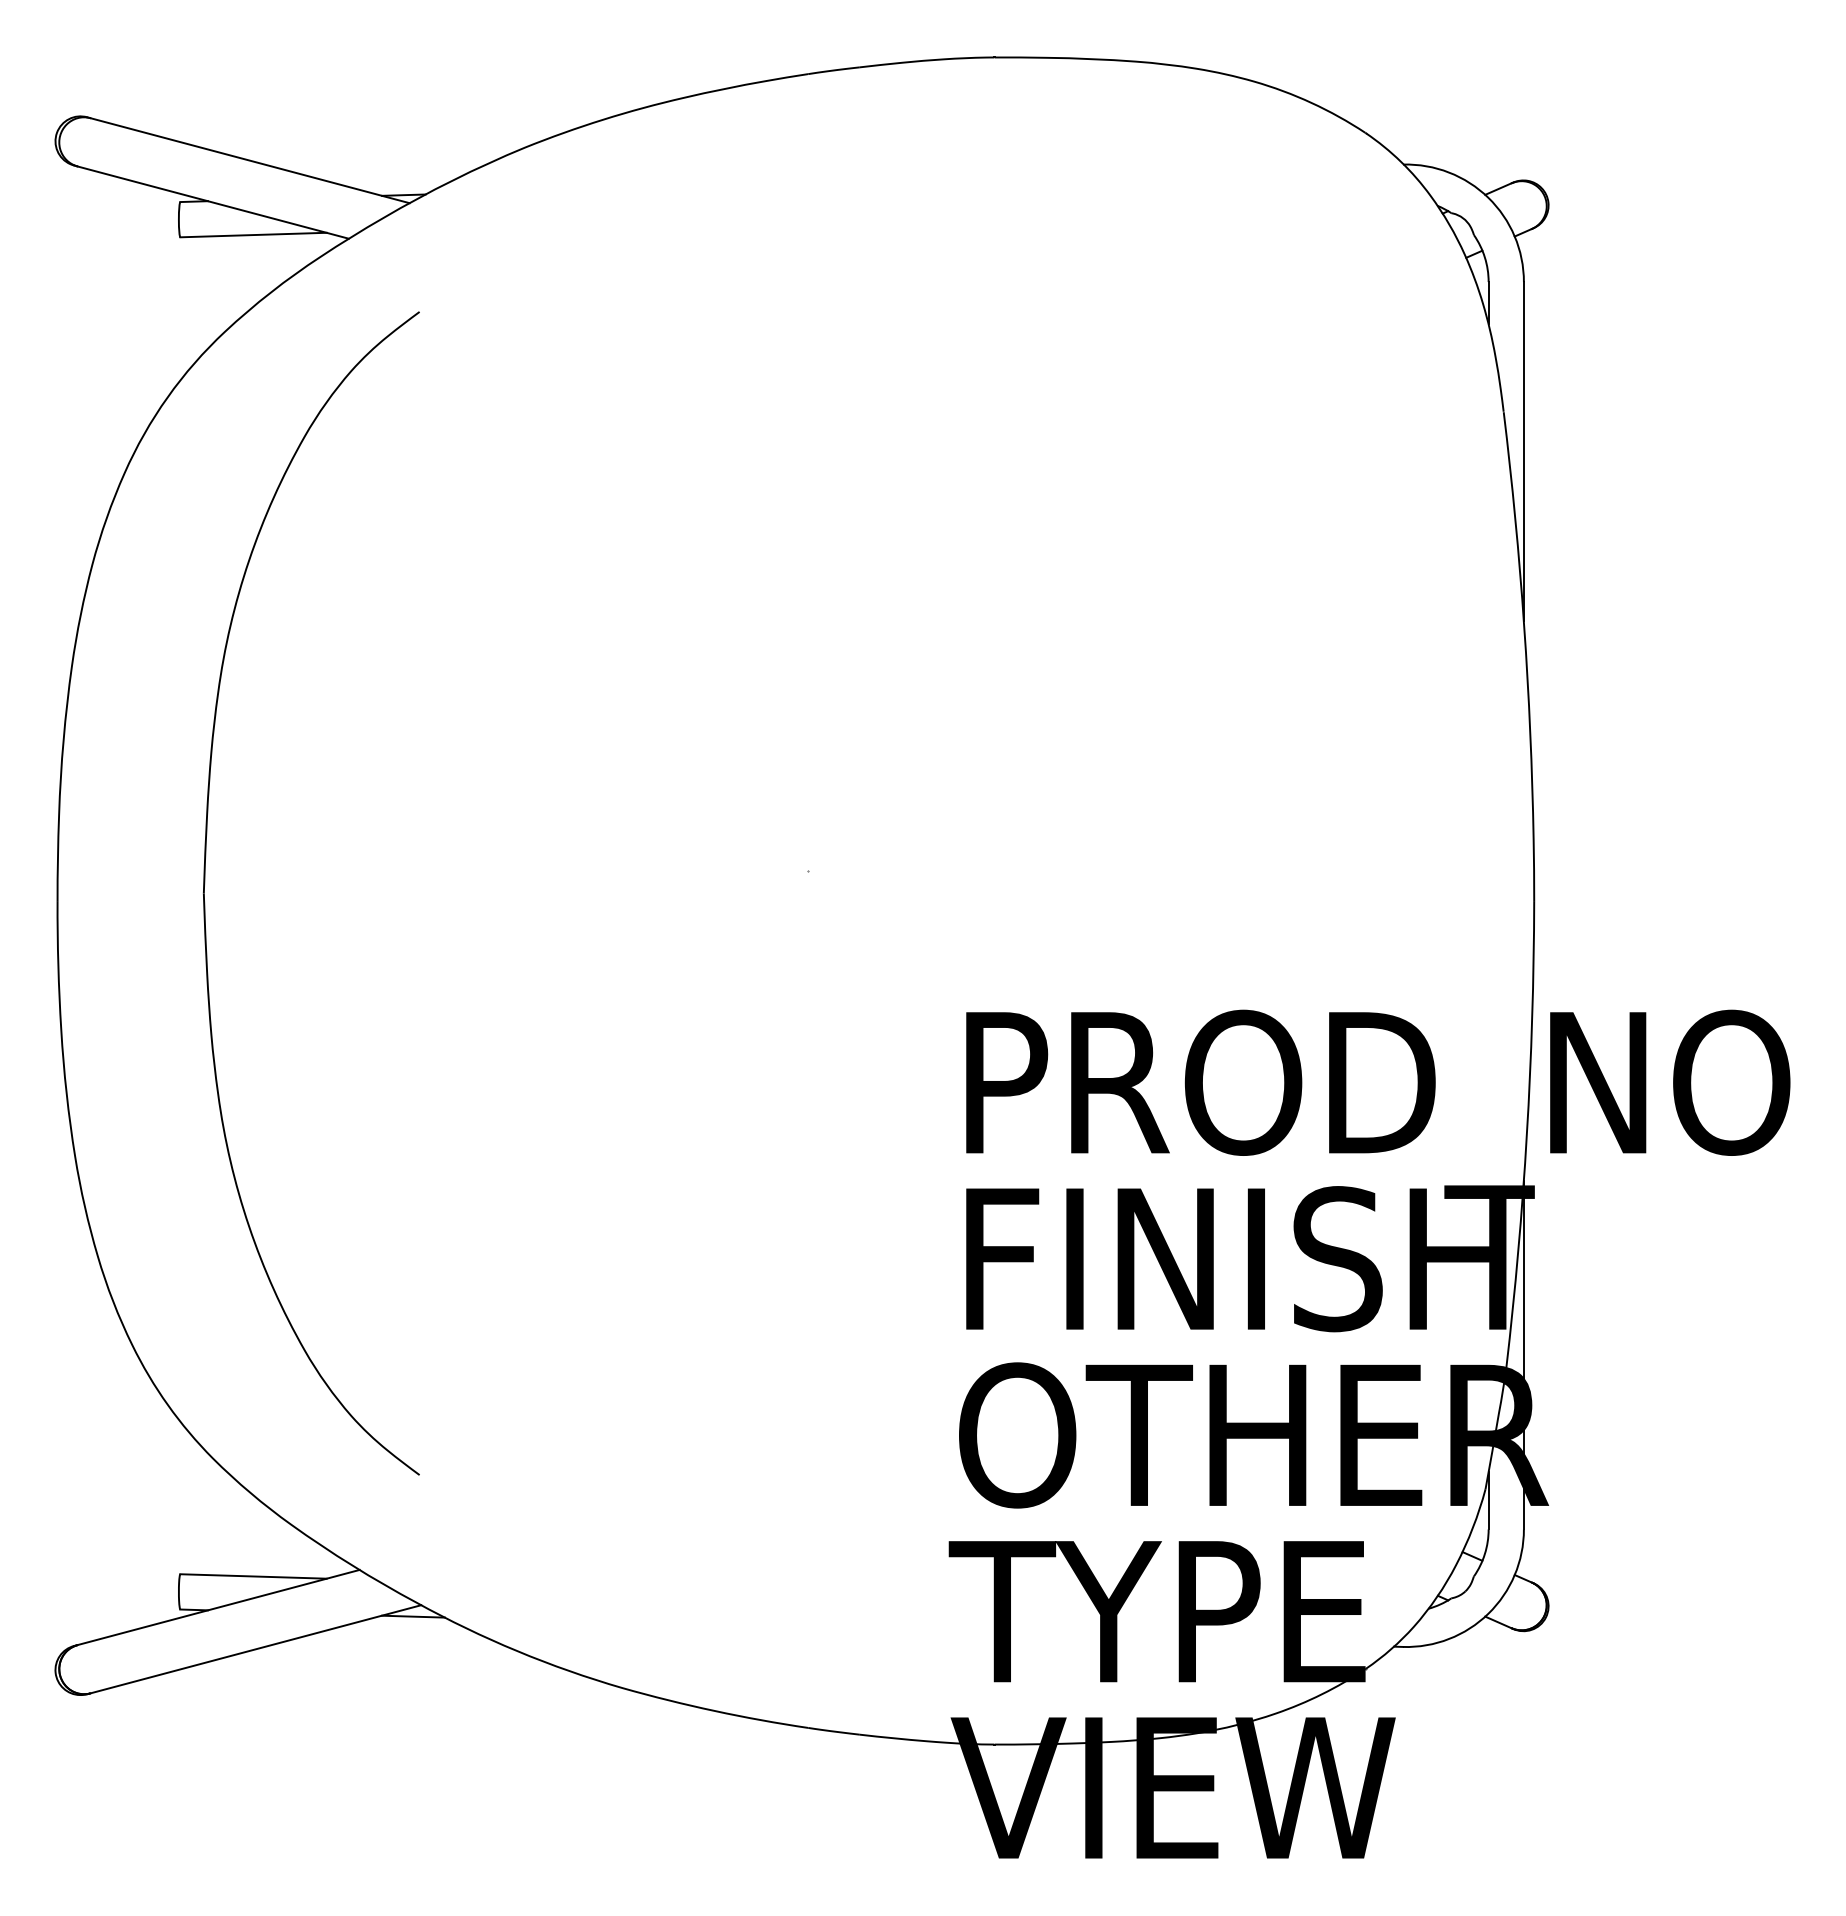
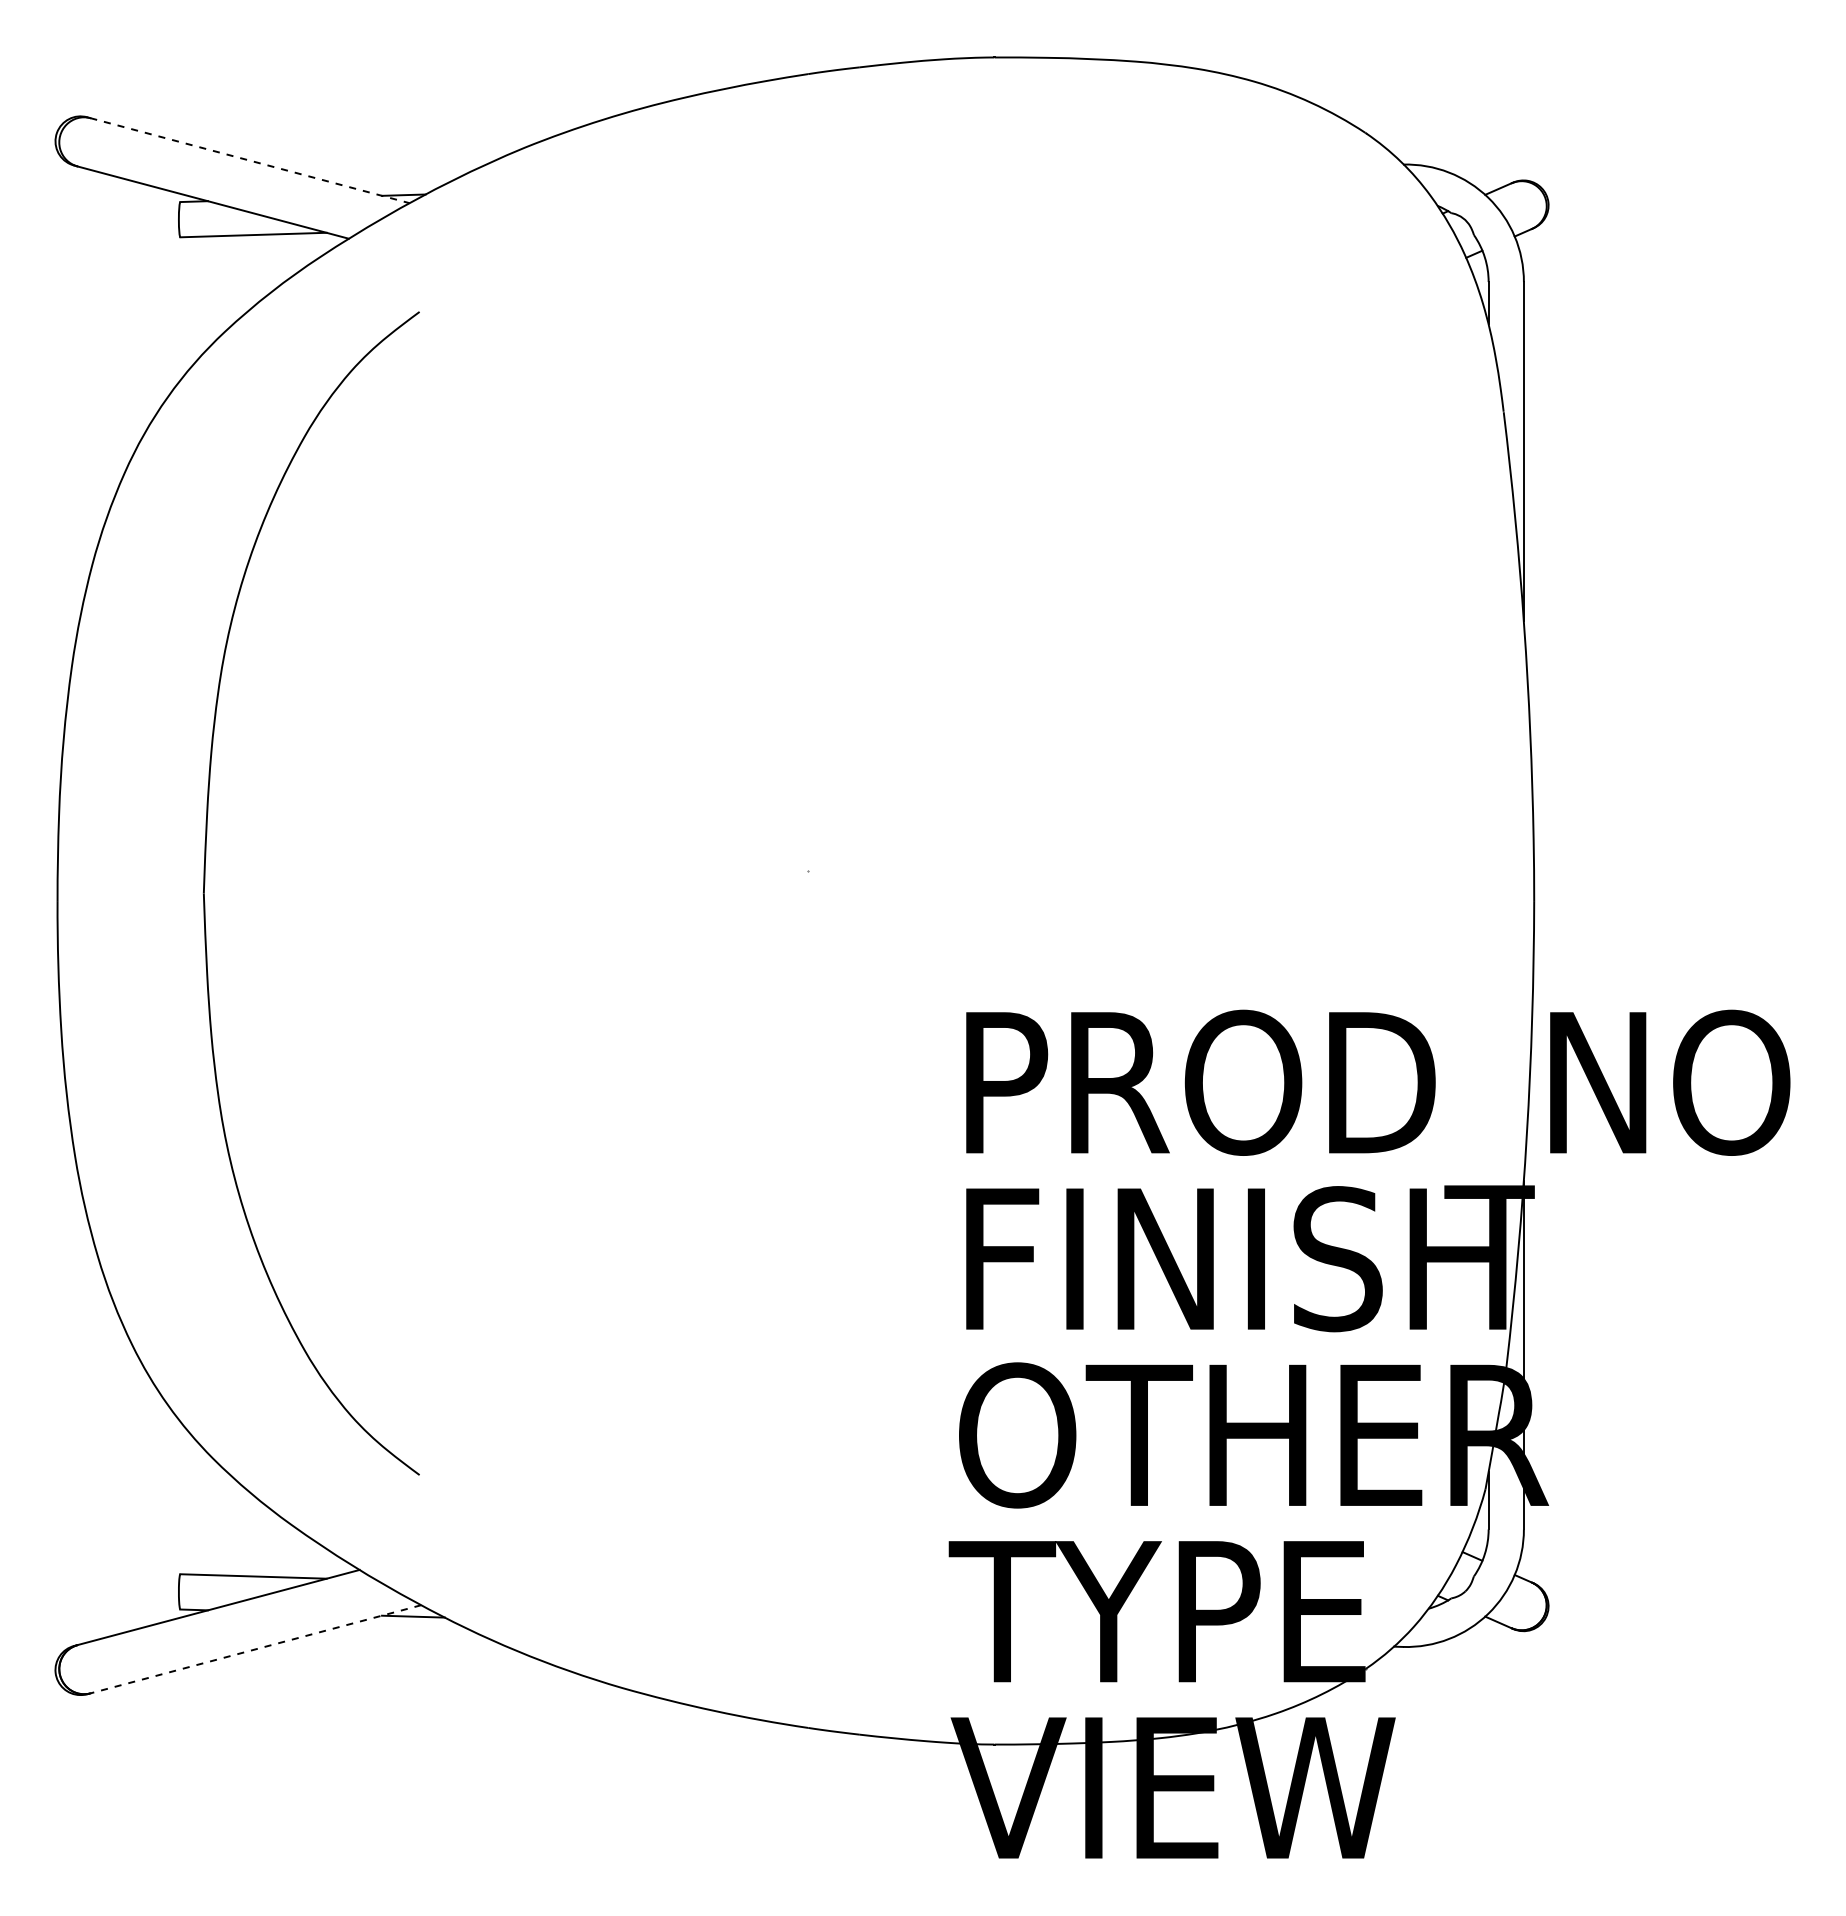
line: solid -> dashed (250, 160)
line: solid -> dashed (255, 1649)
